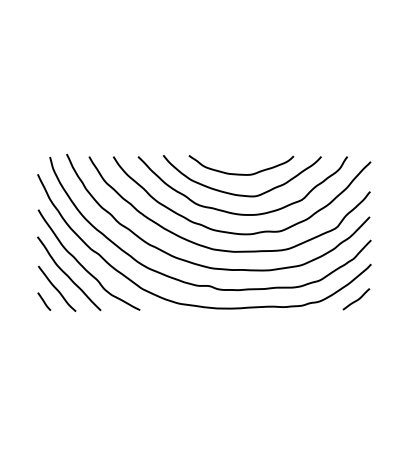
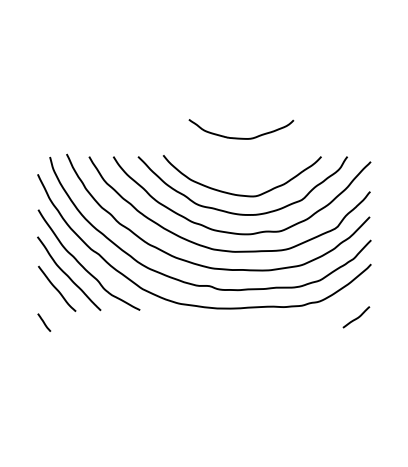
curve position: (241, 173) -> (241, 137) (241, 137)
curve position: (356, 299) -> (356, 317) (356, 317)
line position: (44, 301) -> (44, 322) (44, 322)
